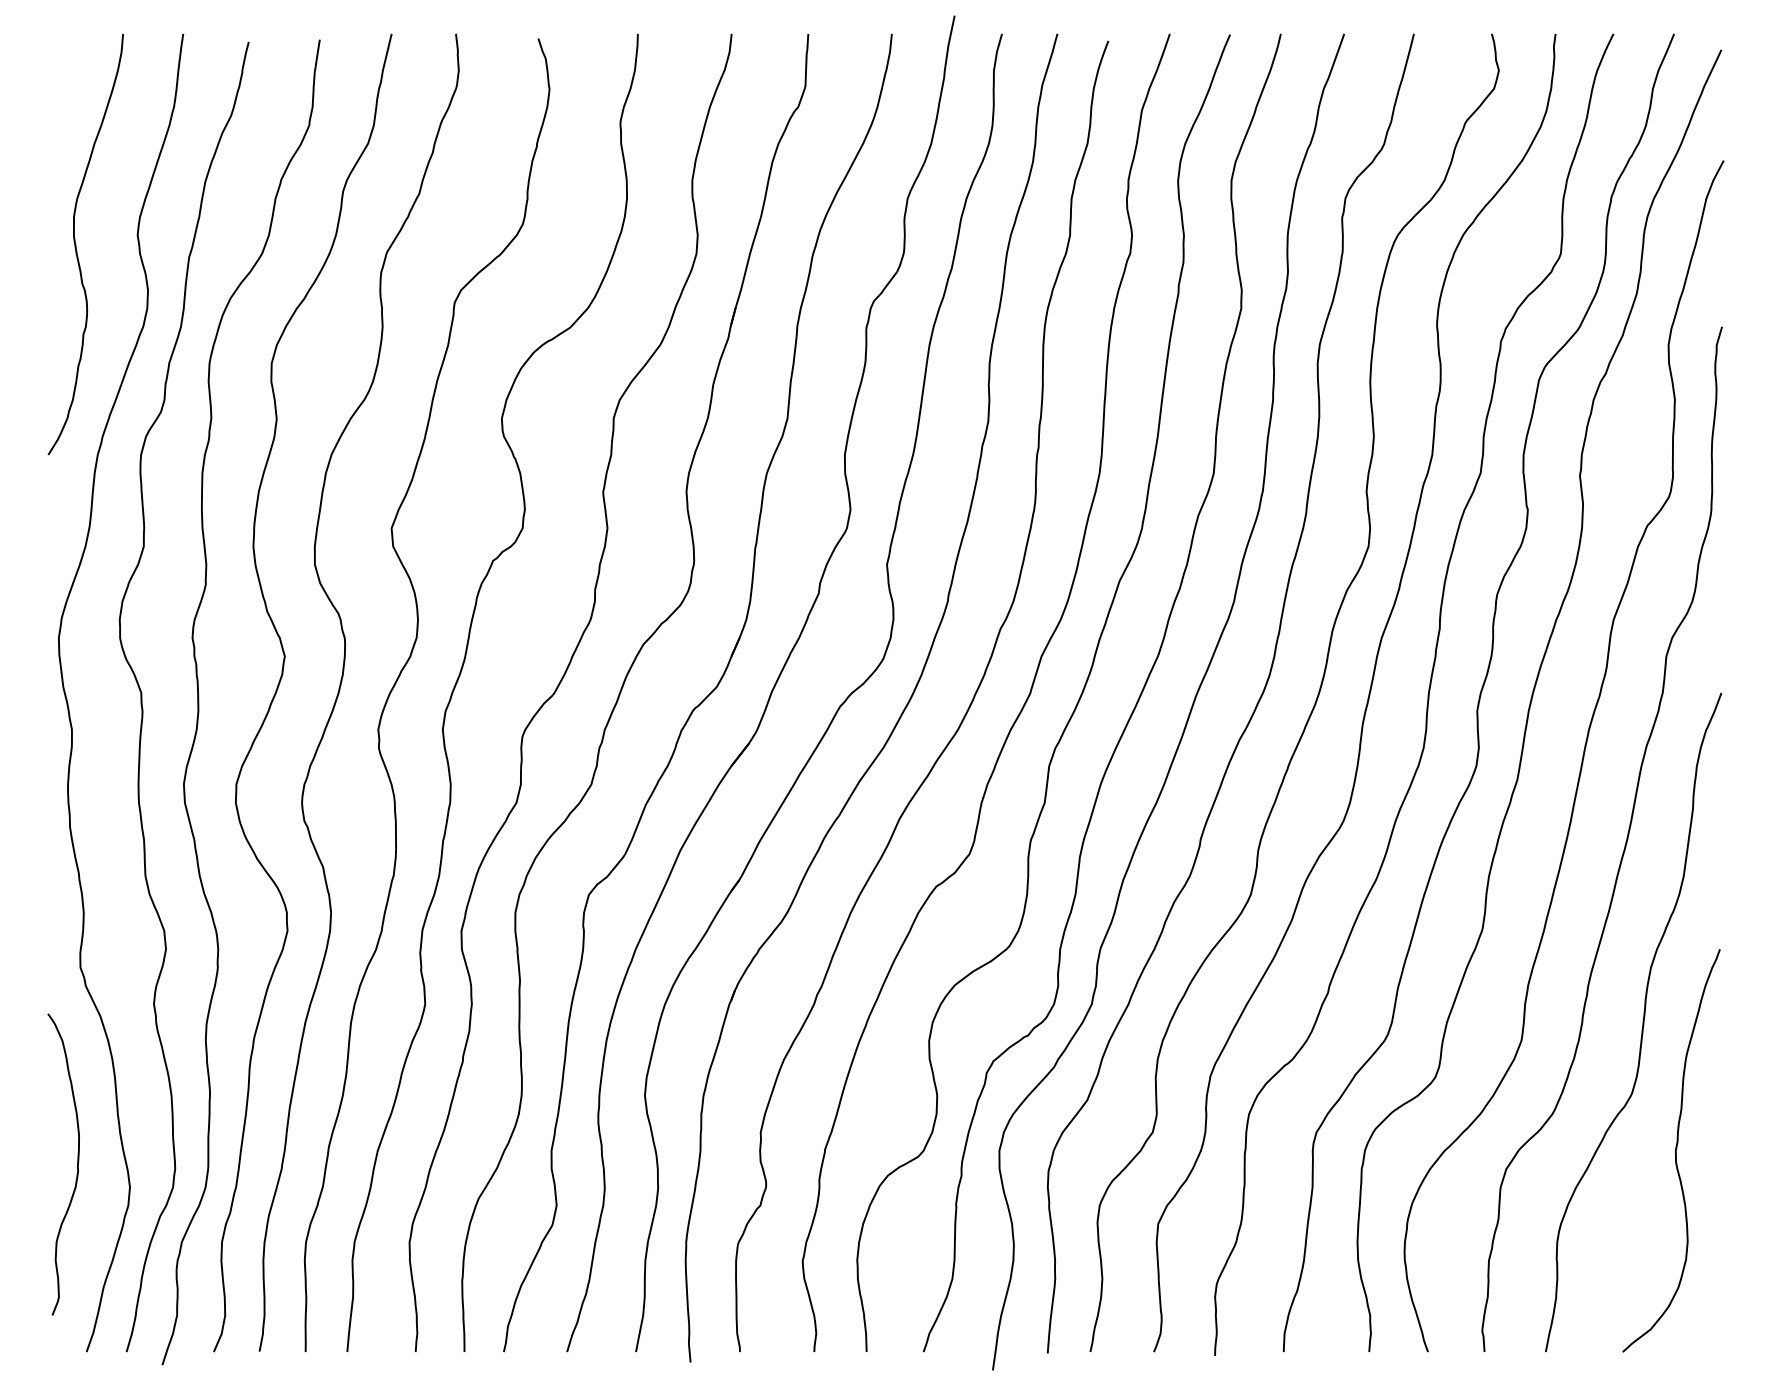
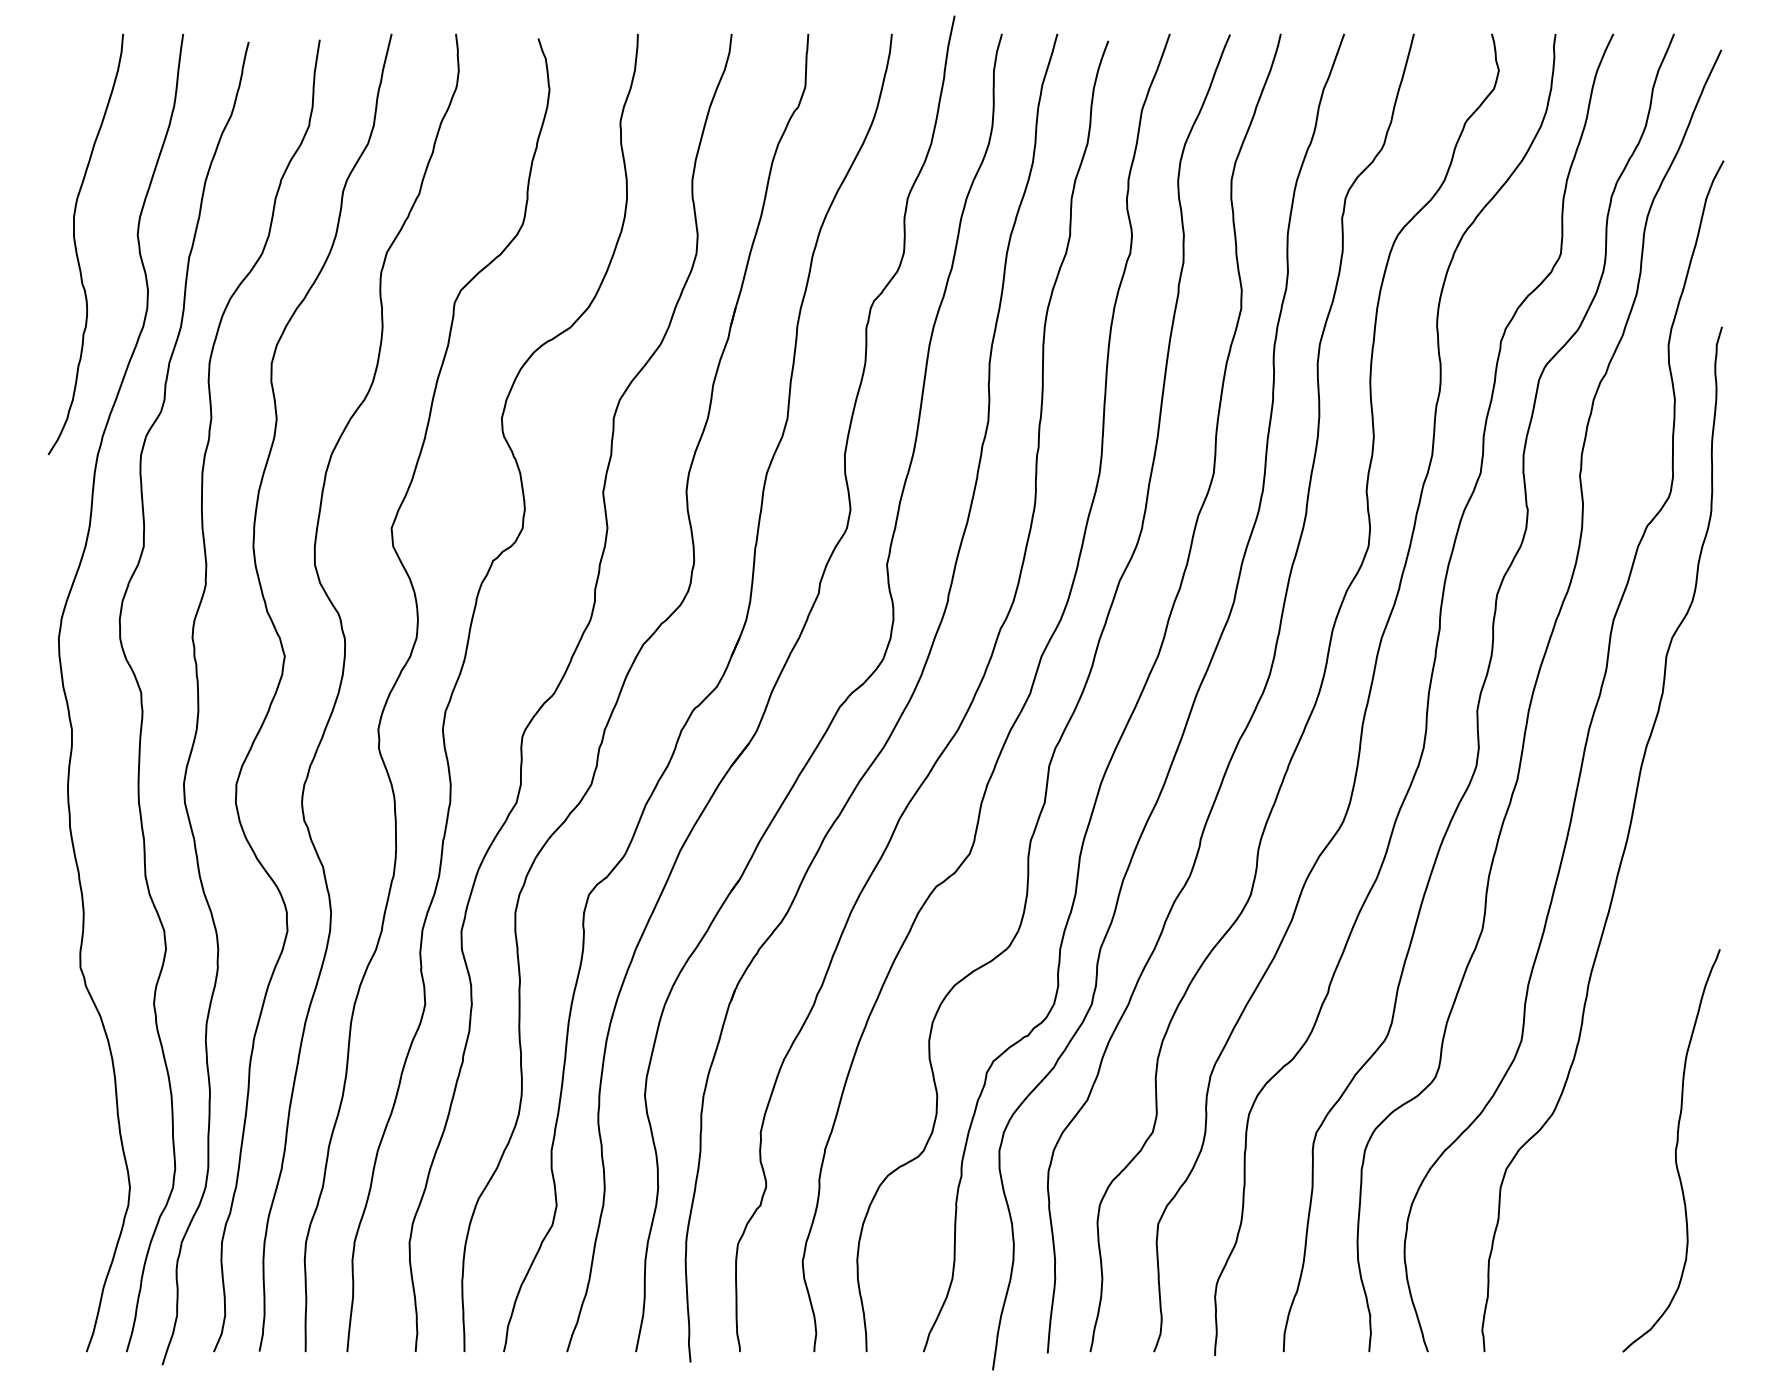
curve: present -> none (1642, 1022)
curve: present -> none (77, 1164)
